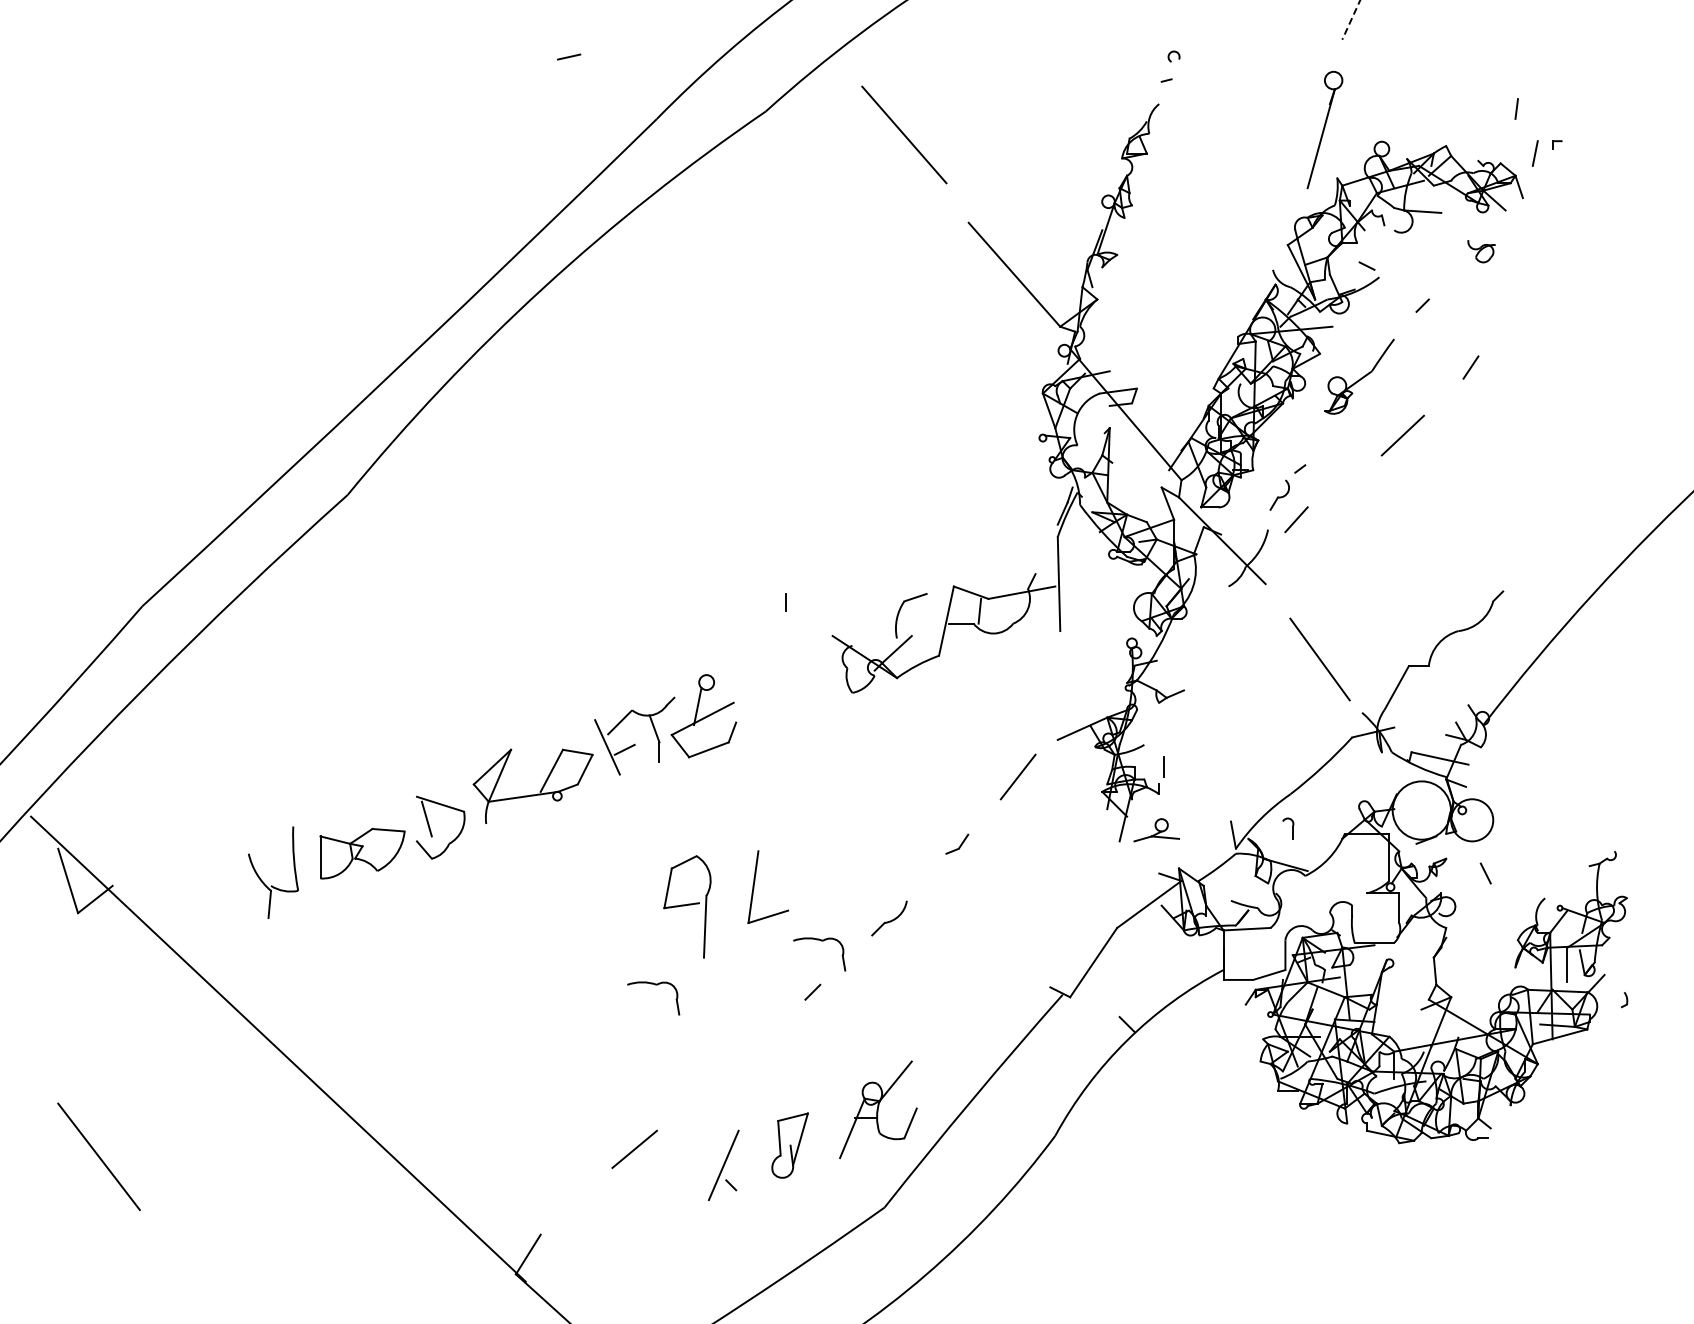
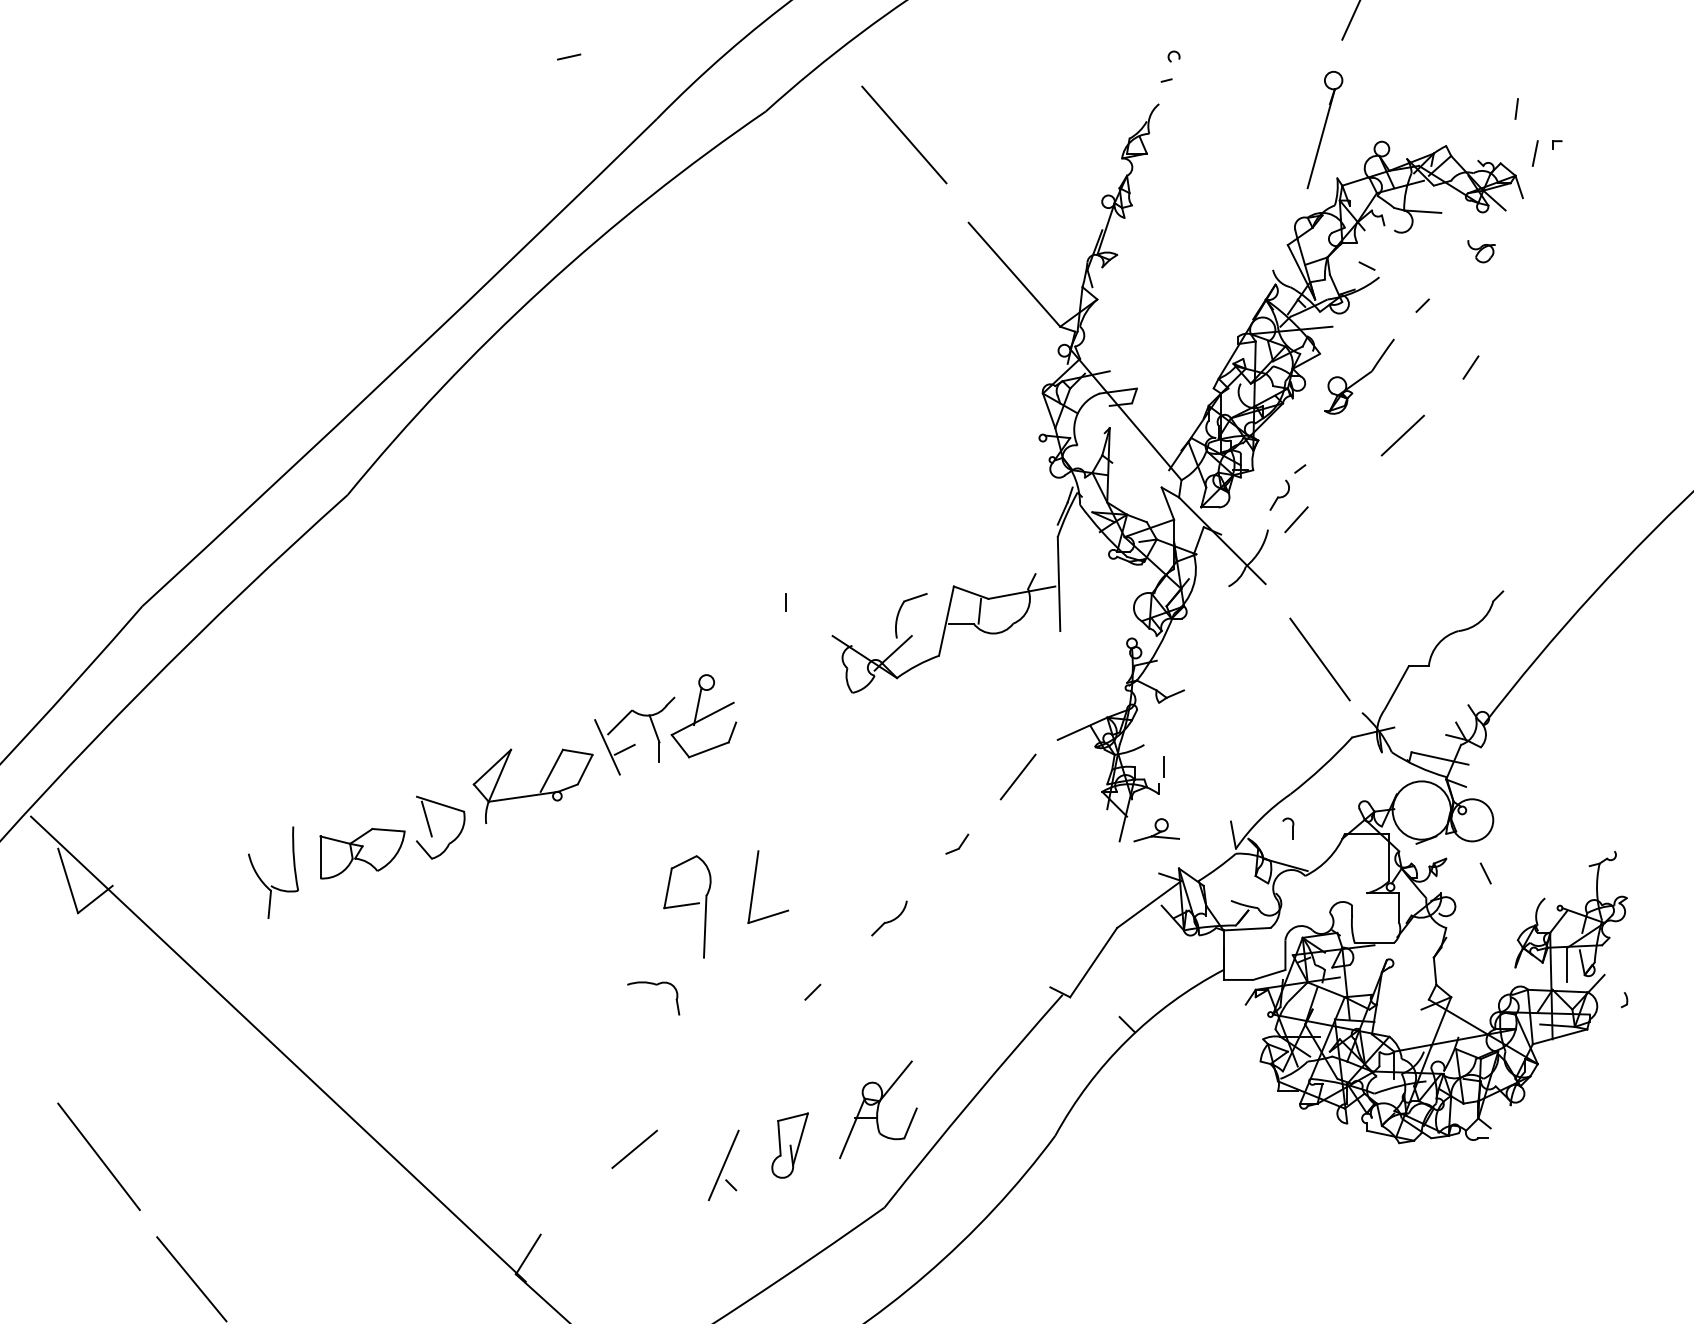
line: dashed -> solid (1350, 20)
part: present -> none (821, 941)
line: none -> present (191, 1278)
